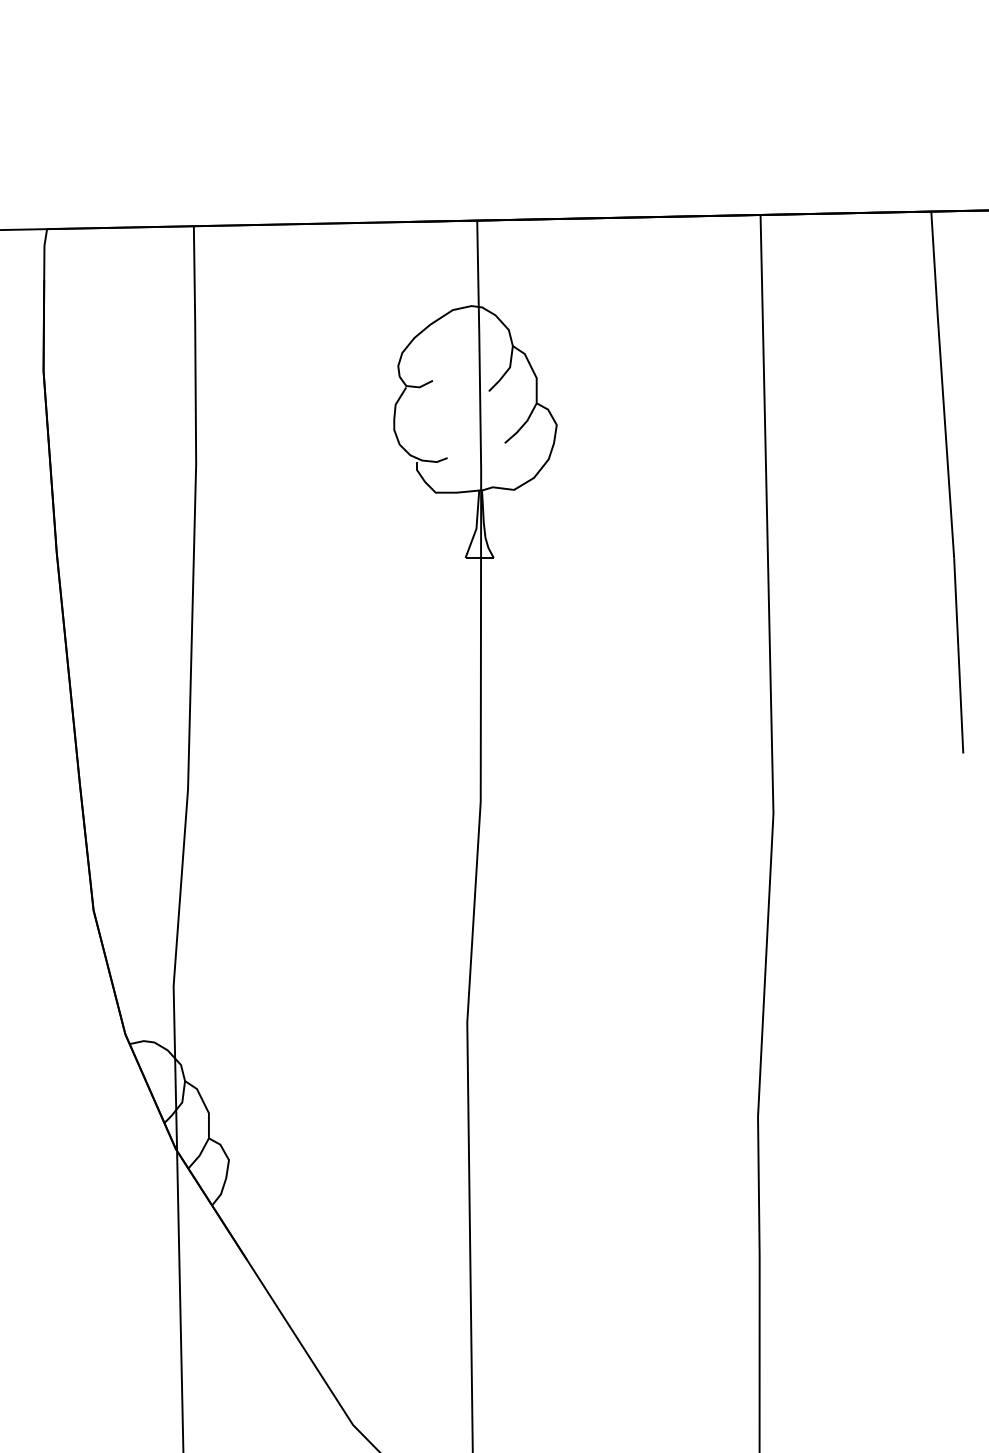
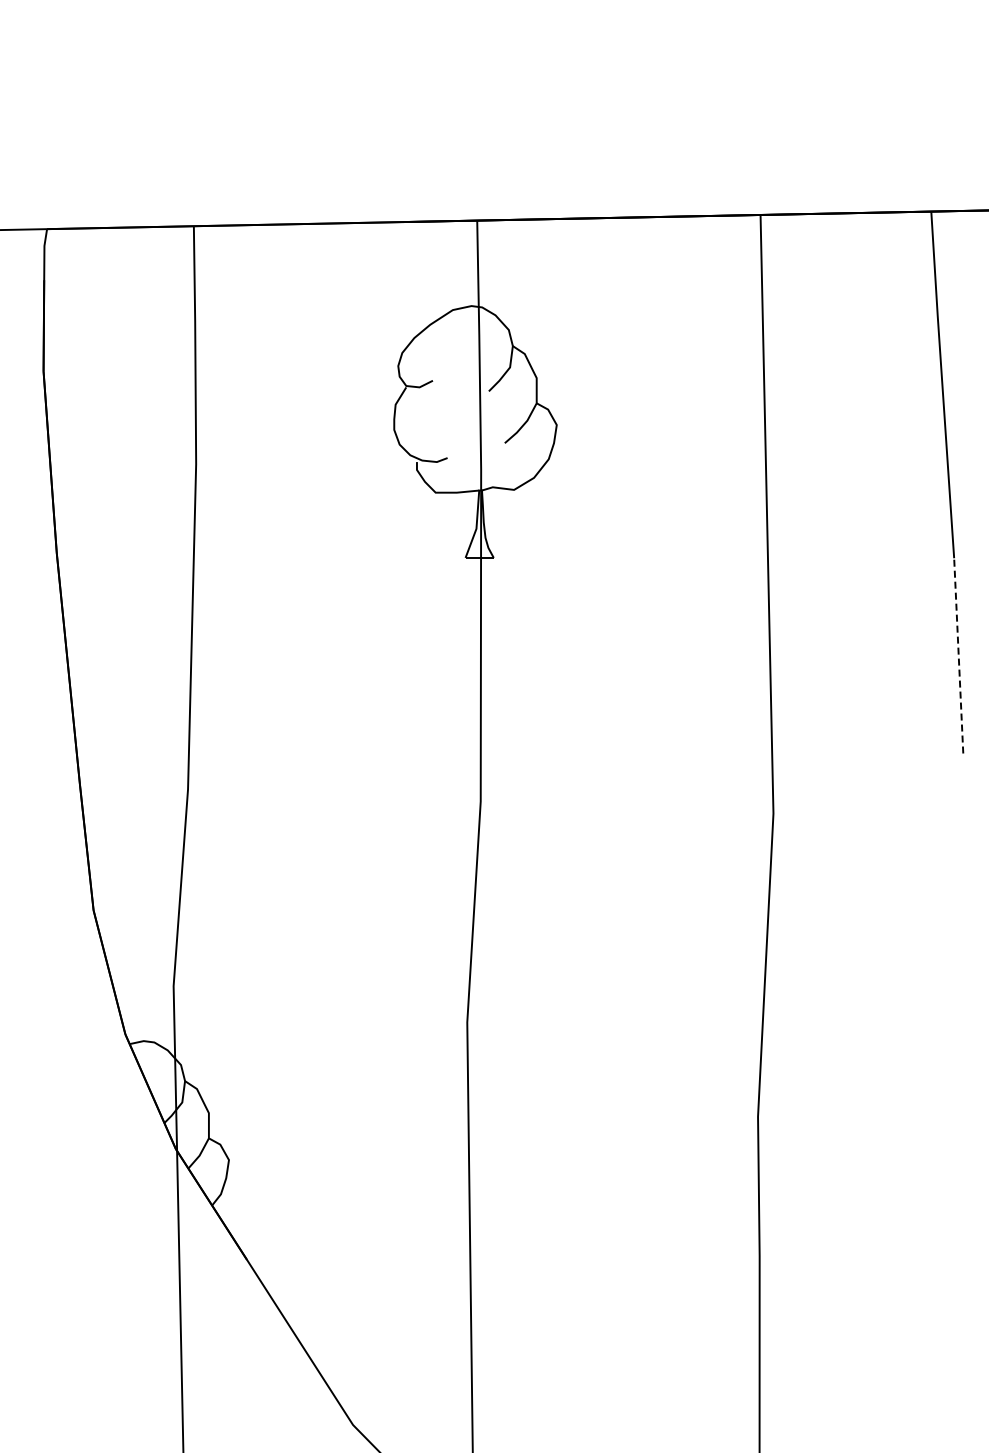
line: solid -> dashed (958, 655)
